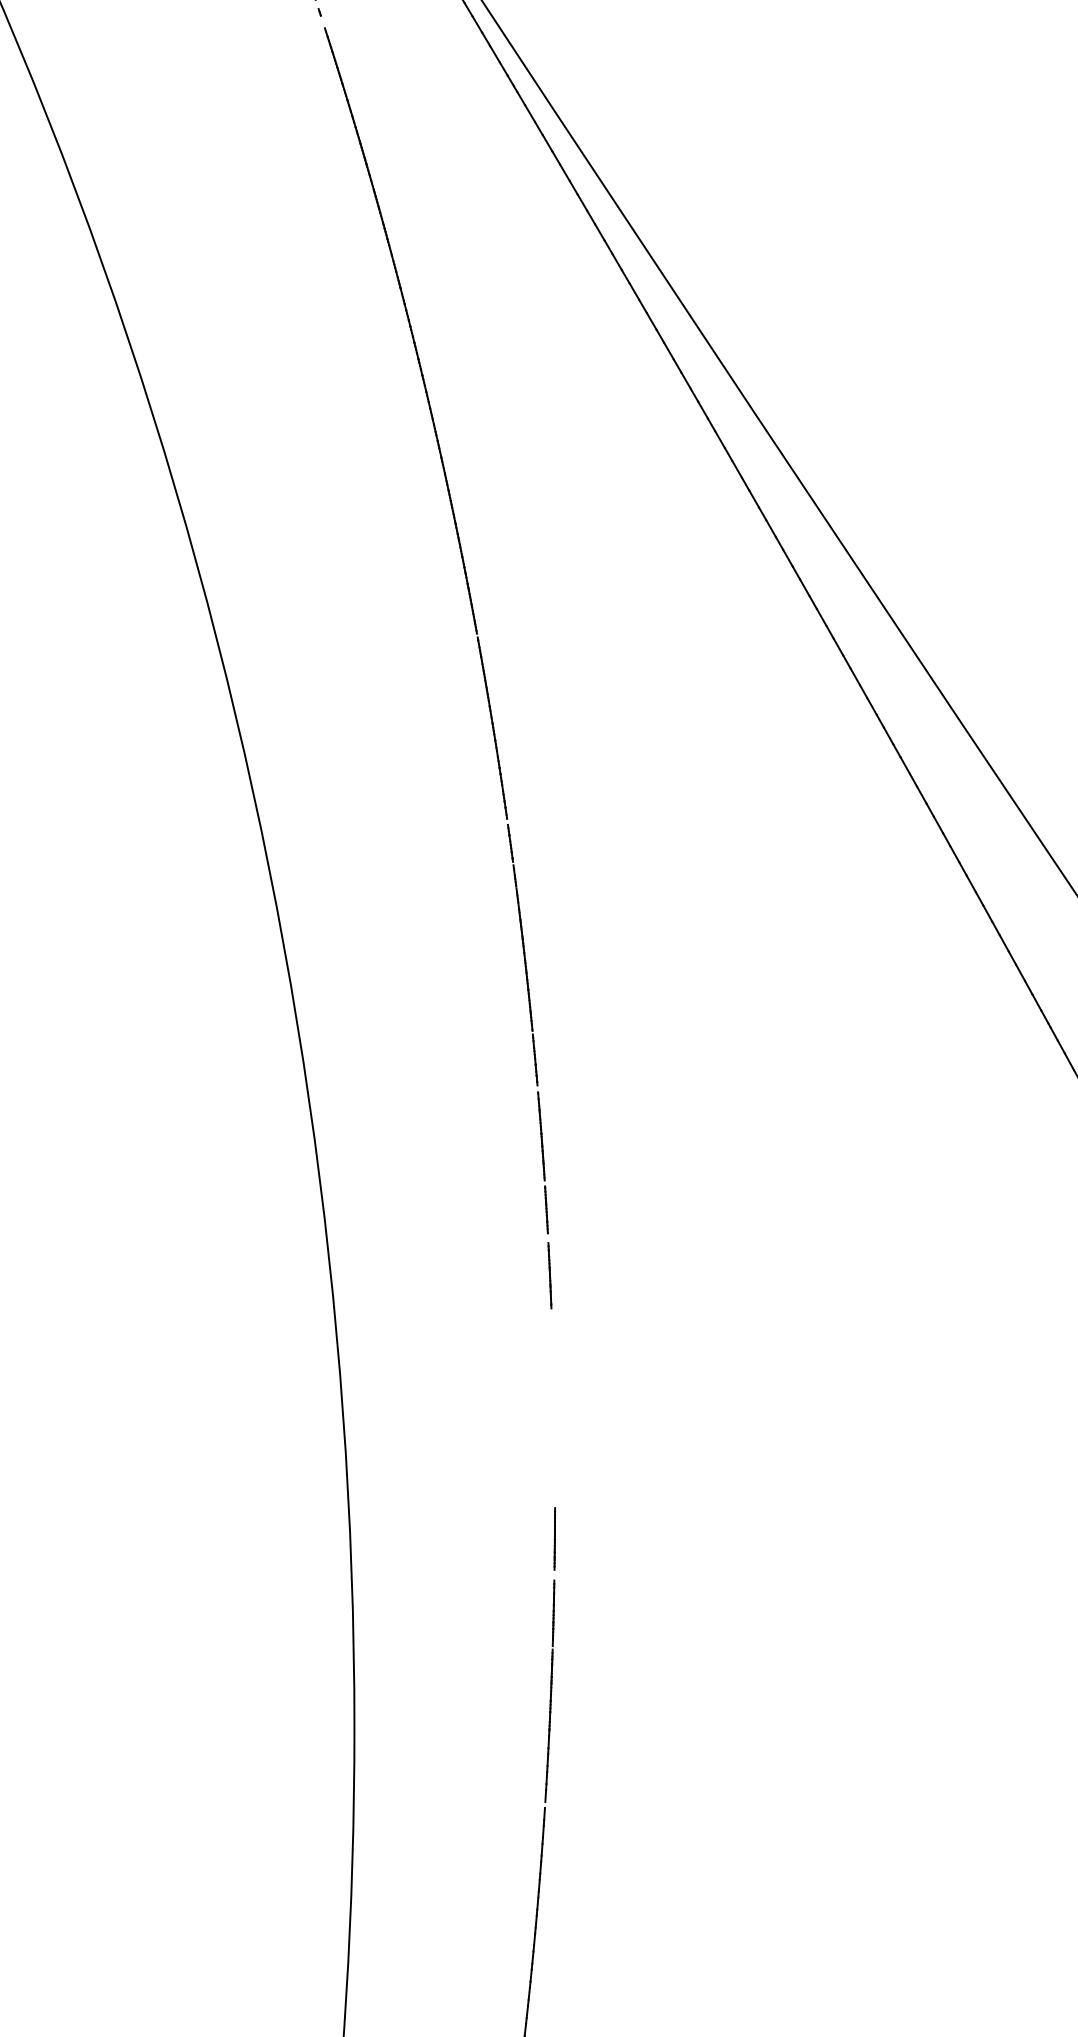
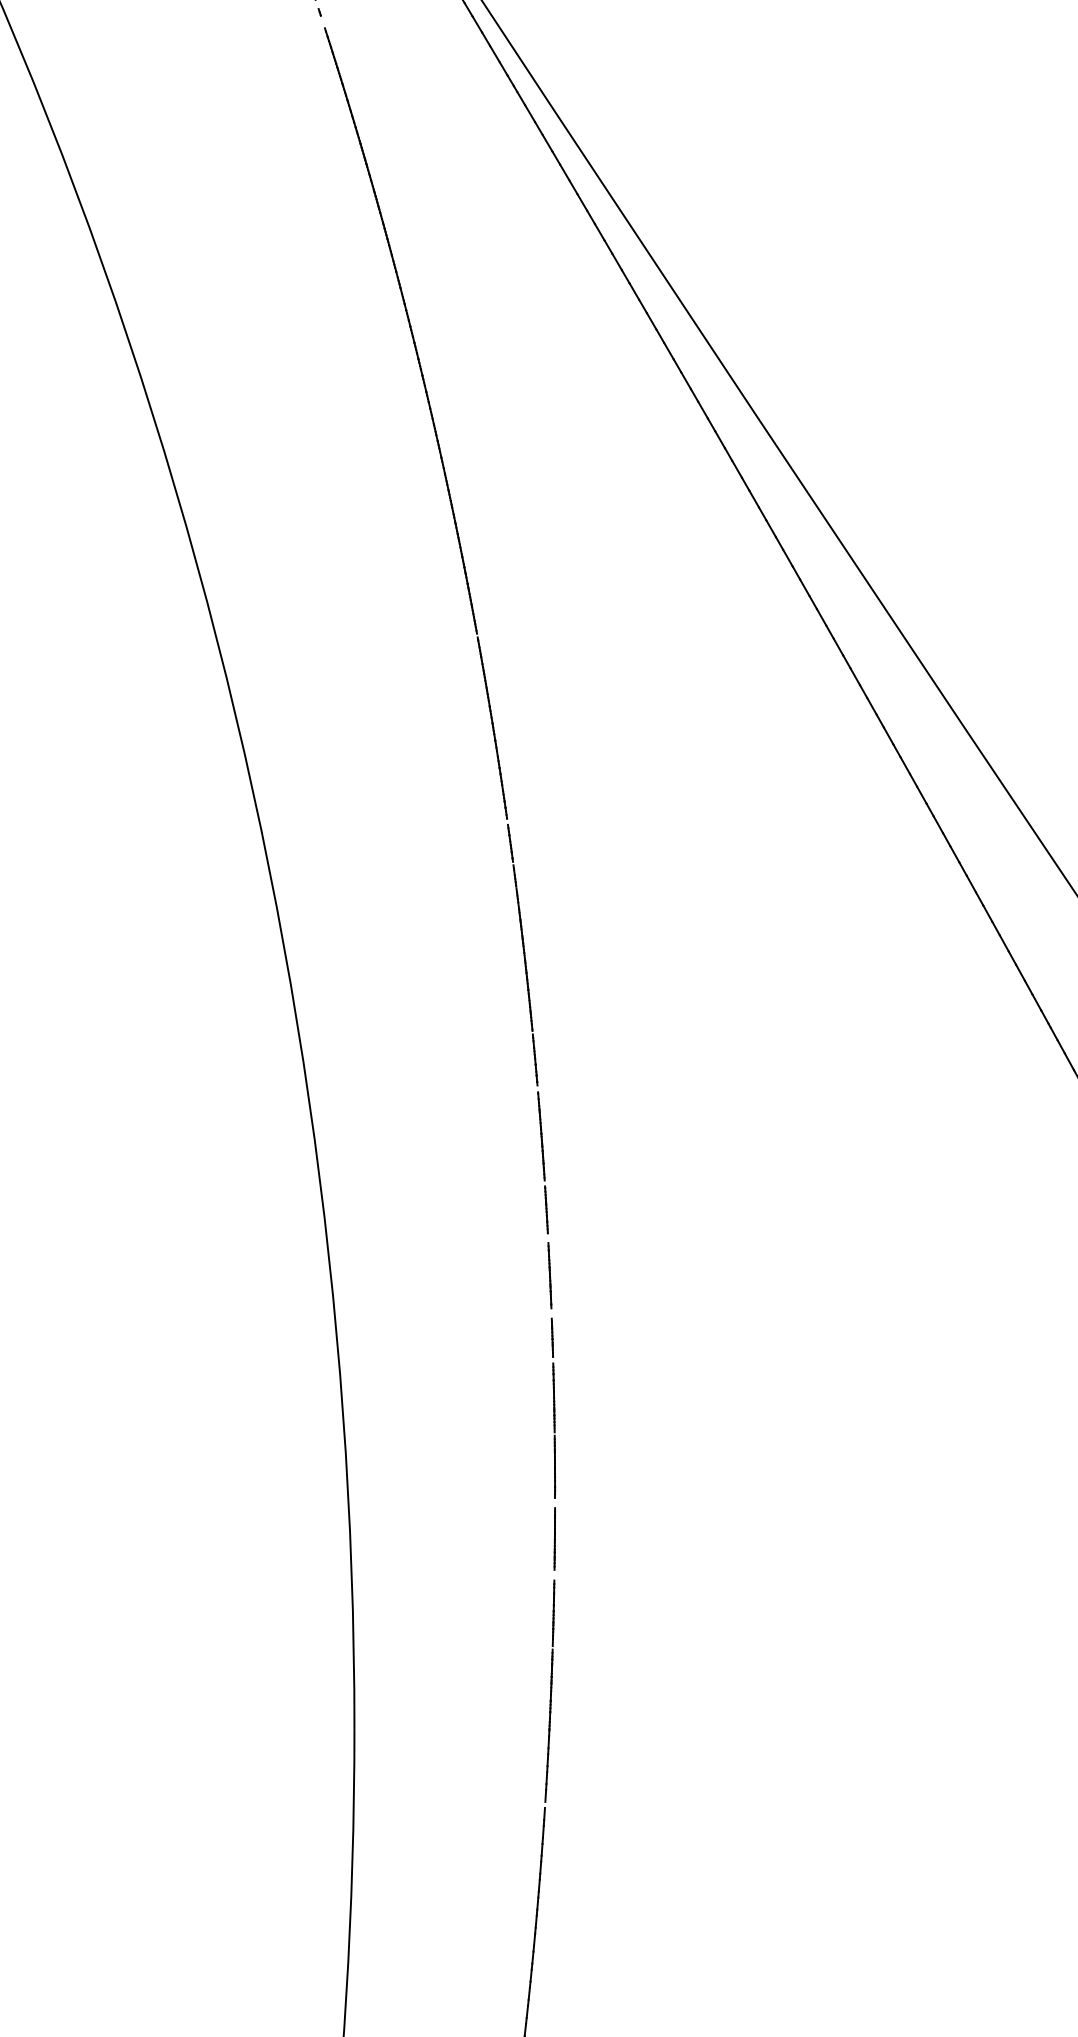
part: none -> present (553, 1407)
